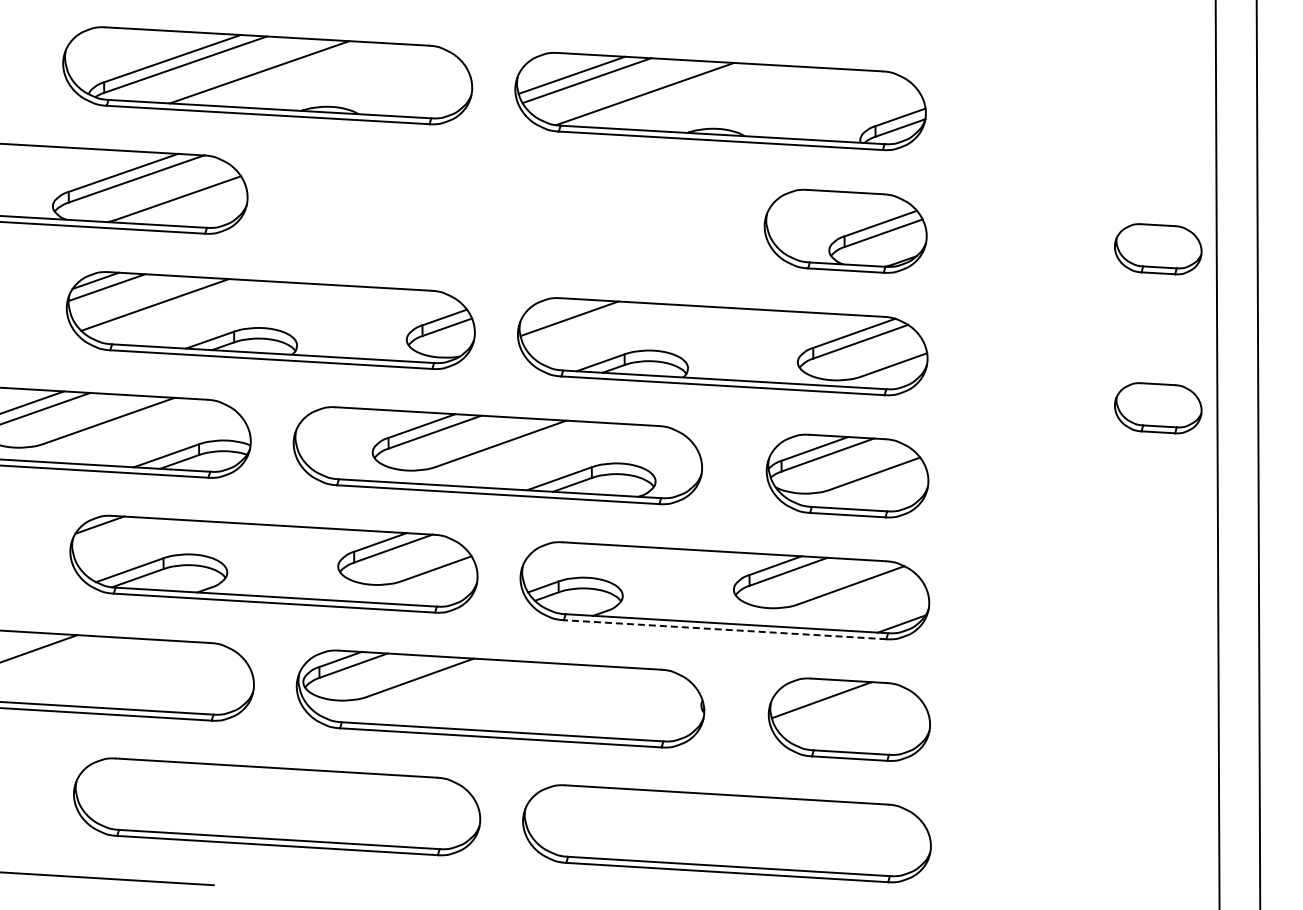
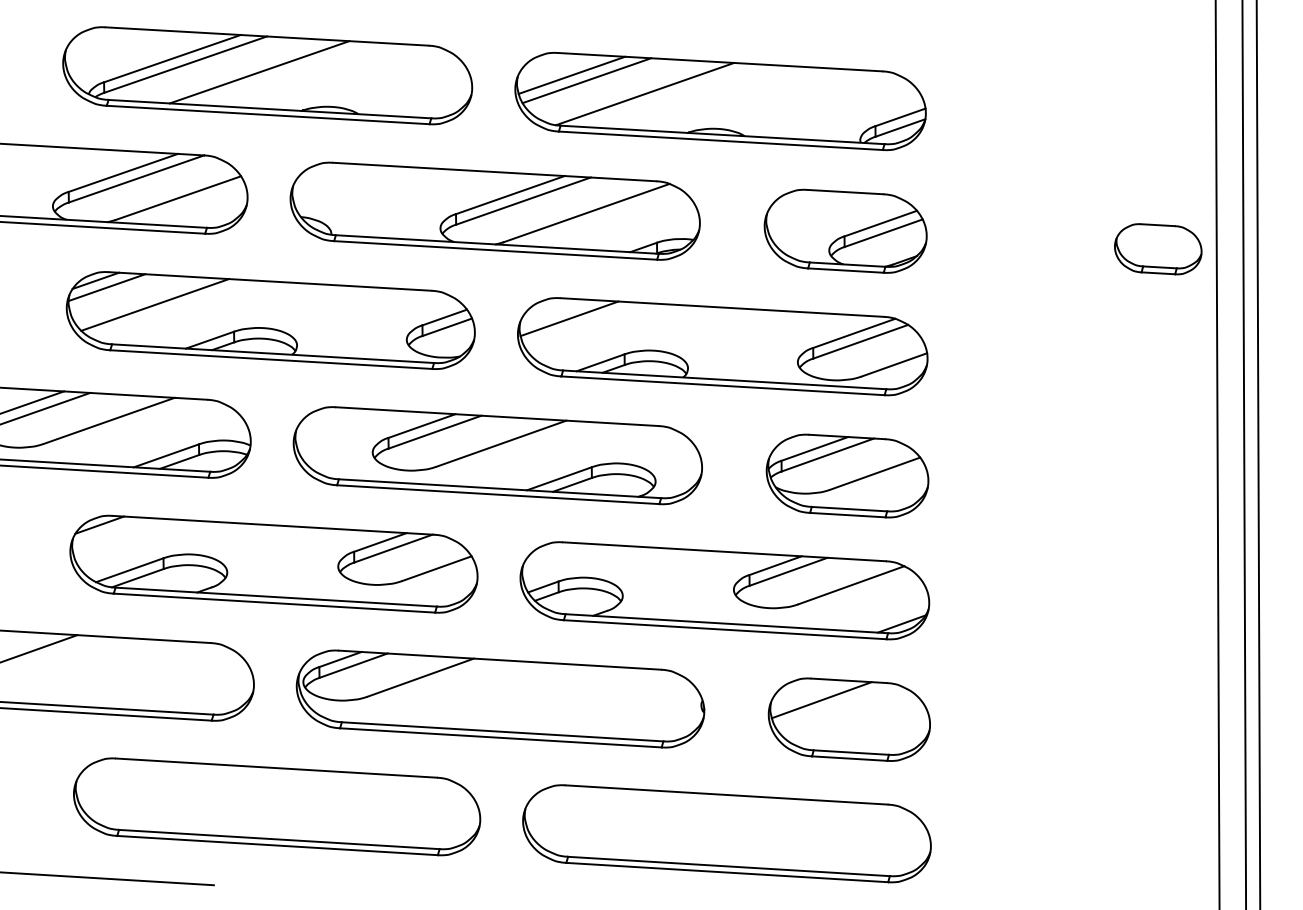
part: none -> present (494, 210)
part: present -> none (1158, 408)
line: none -> present (1244, 454)
line: dashed -> solid (725, 629)
